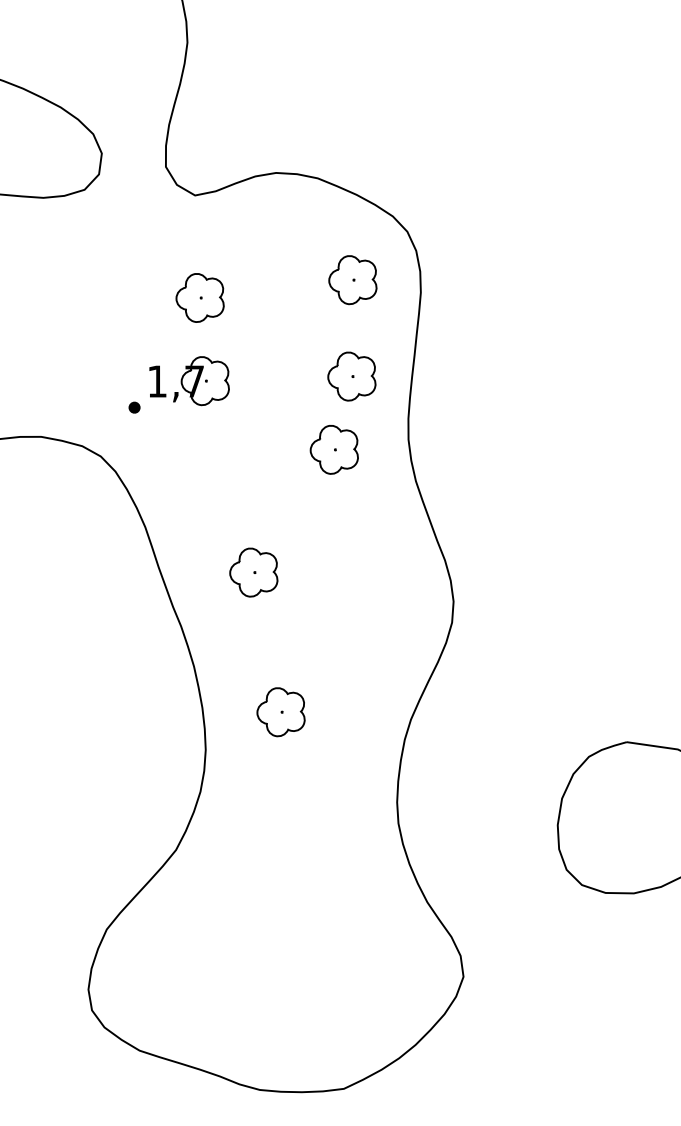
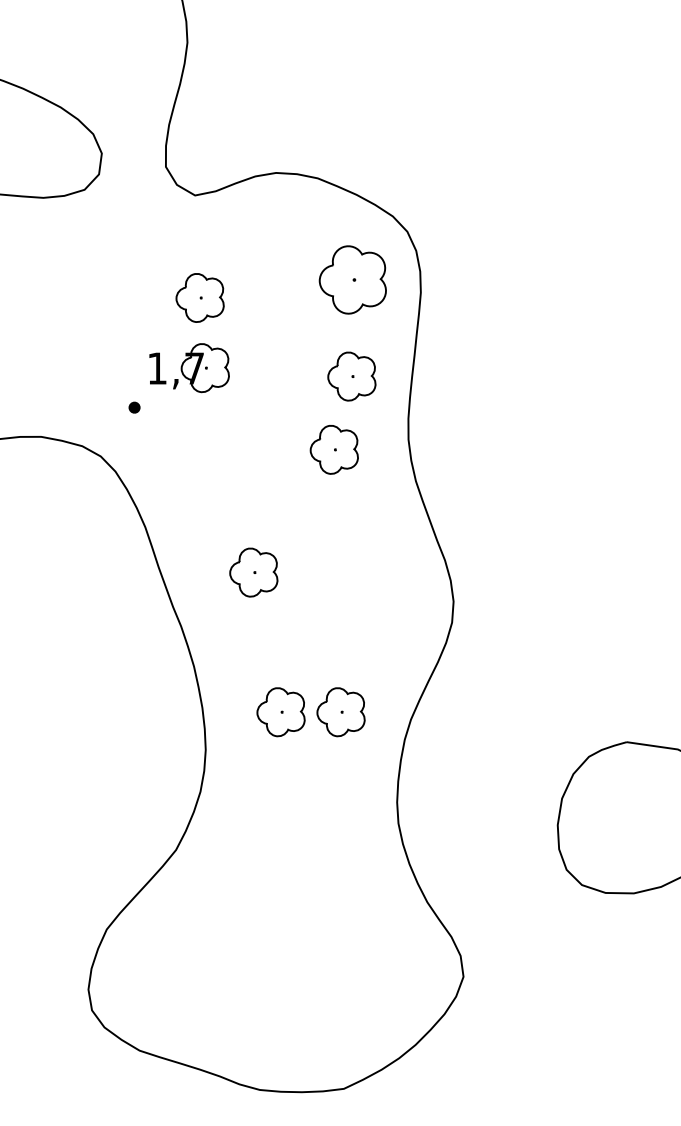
part size: 50x51 px -> 69x70 px (352, 279)
part position: (189, 381) -> (189, 368) (189, 368)
part: none -> present (340, 712)
